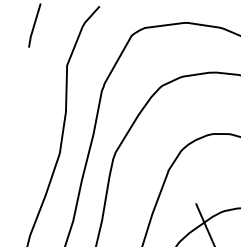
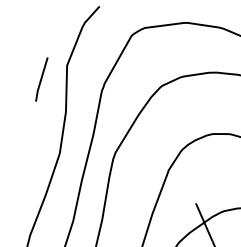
line position: (34, 25) -> (41, 79) (41, 79)
